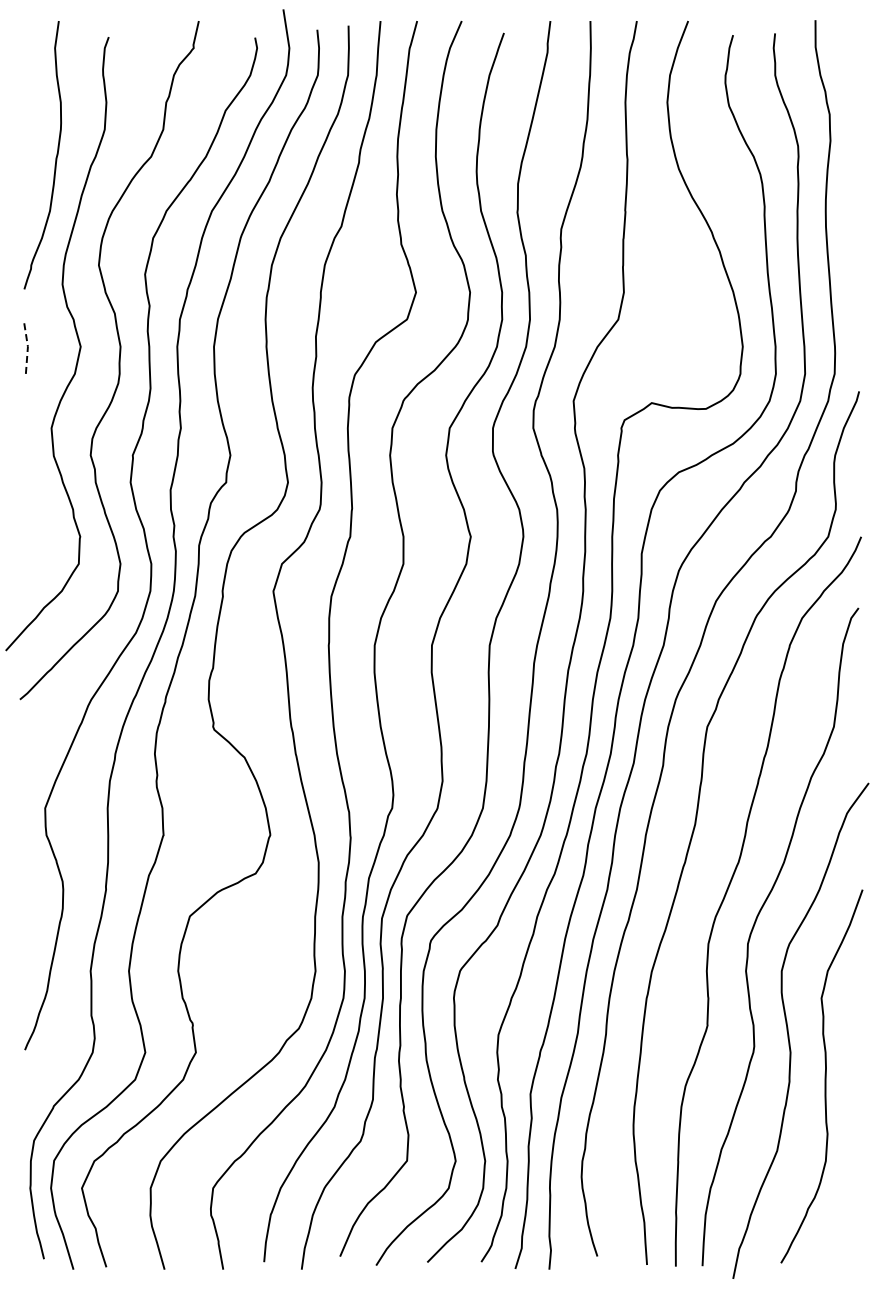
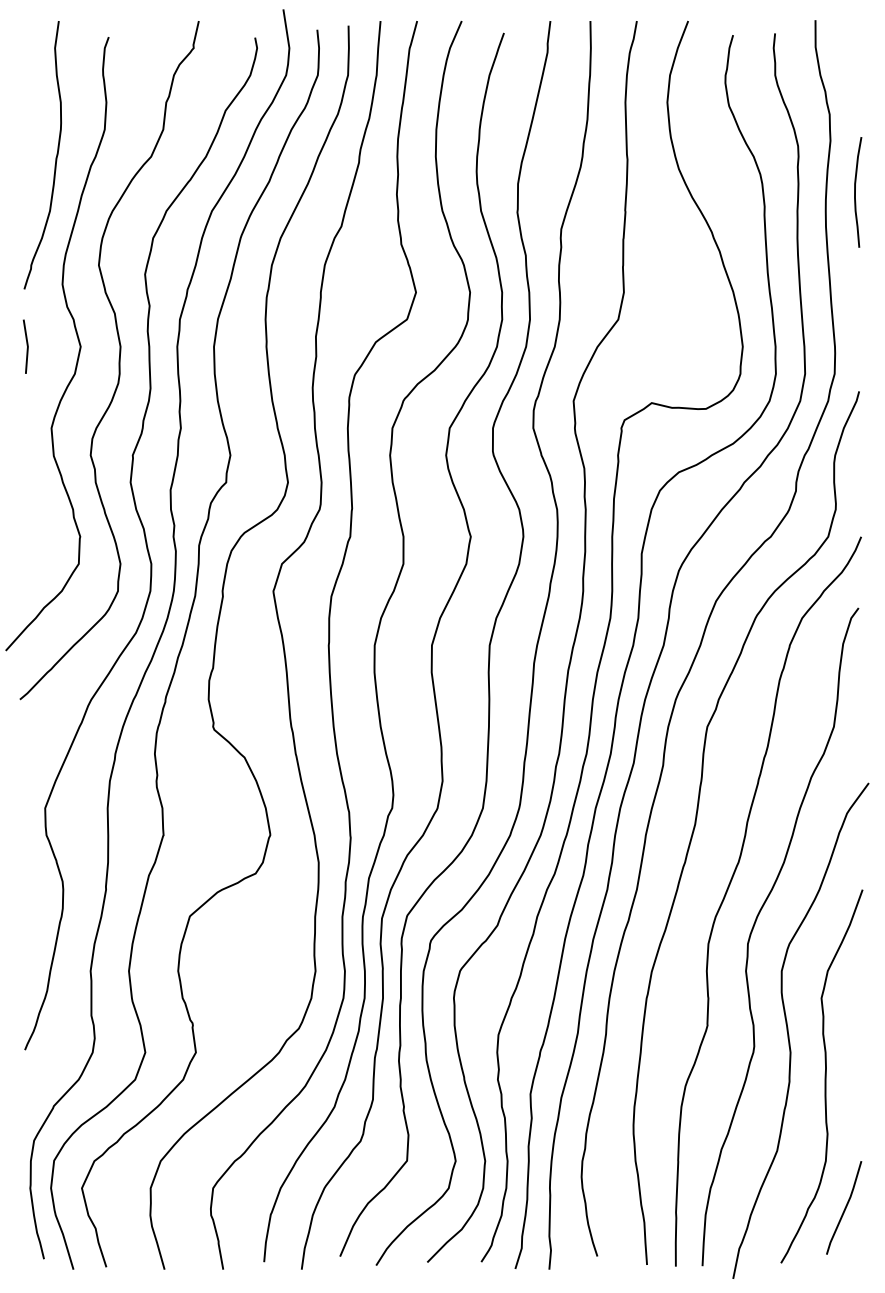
curve: none -> present (855, 192)
line: dashed -> solid (27, 346)
line: none -> present (844, 1207)
